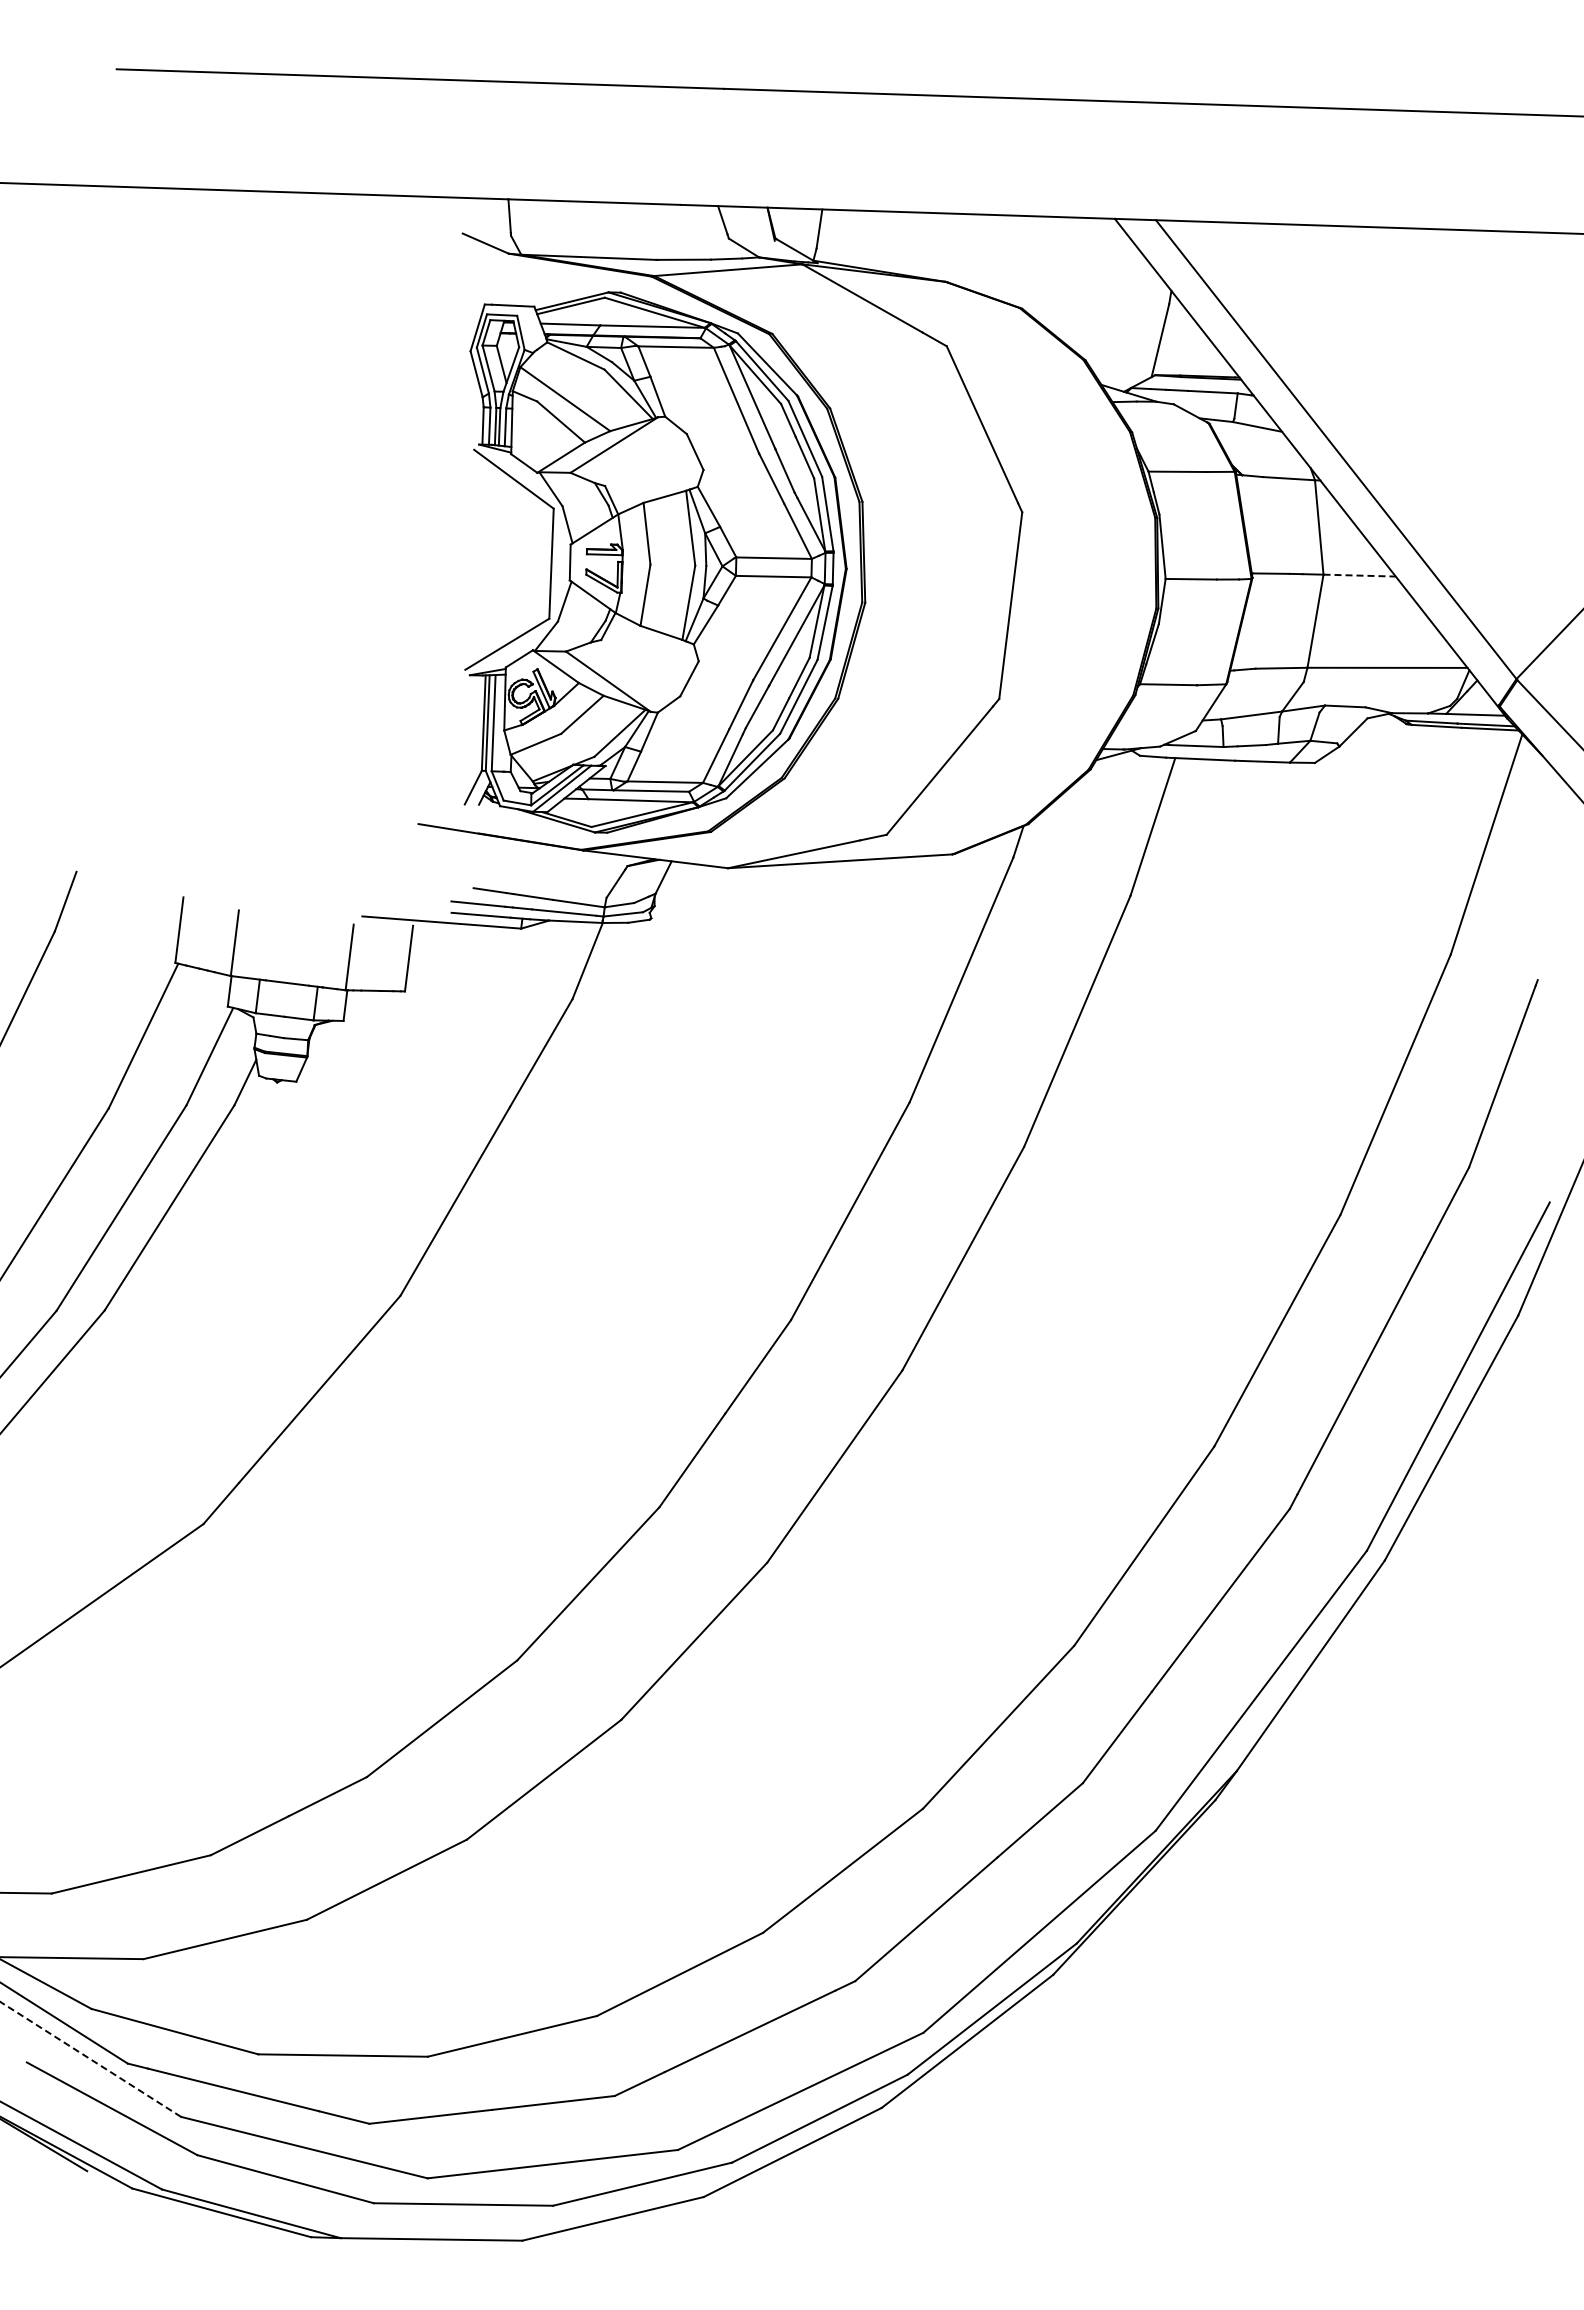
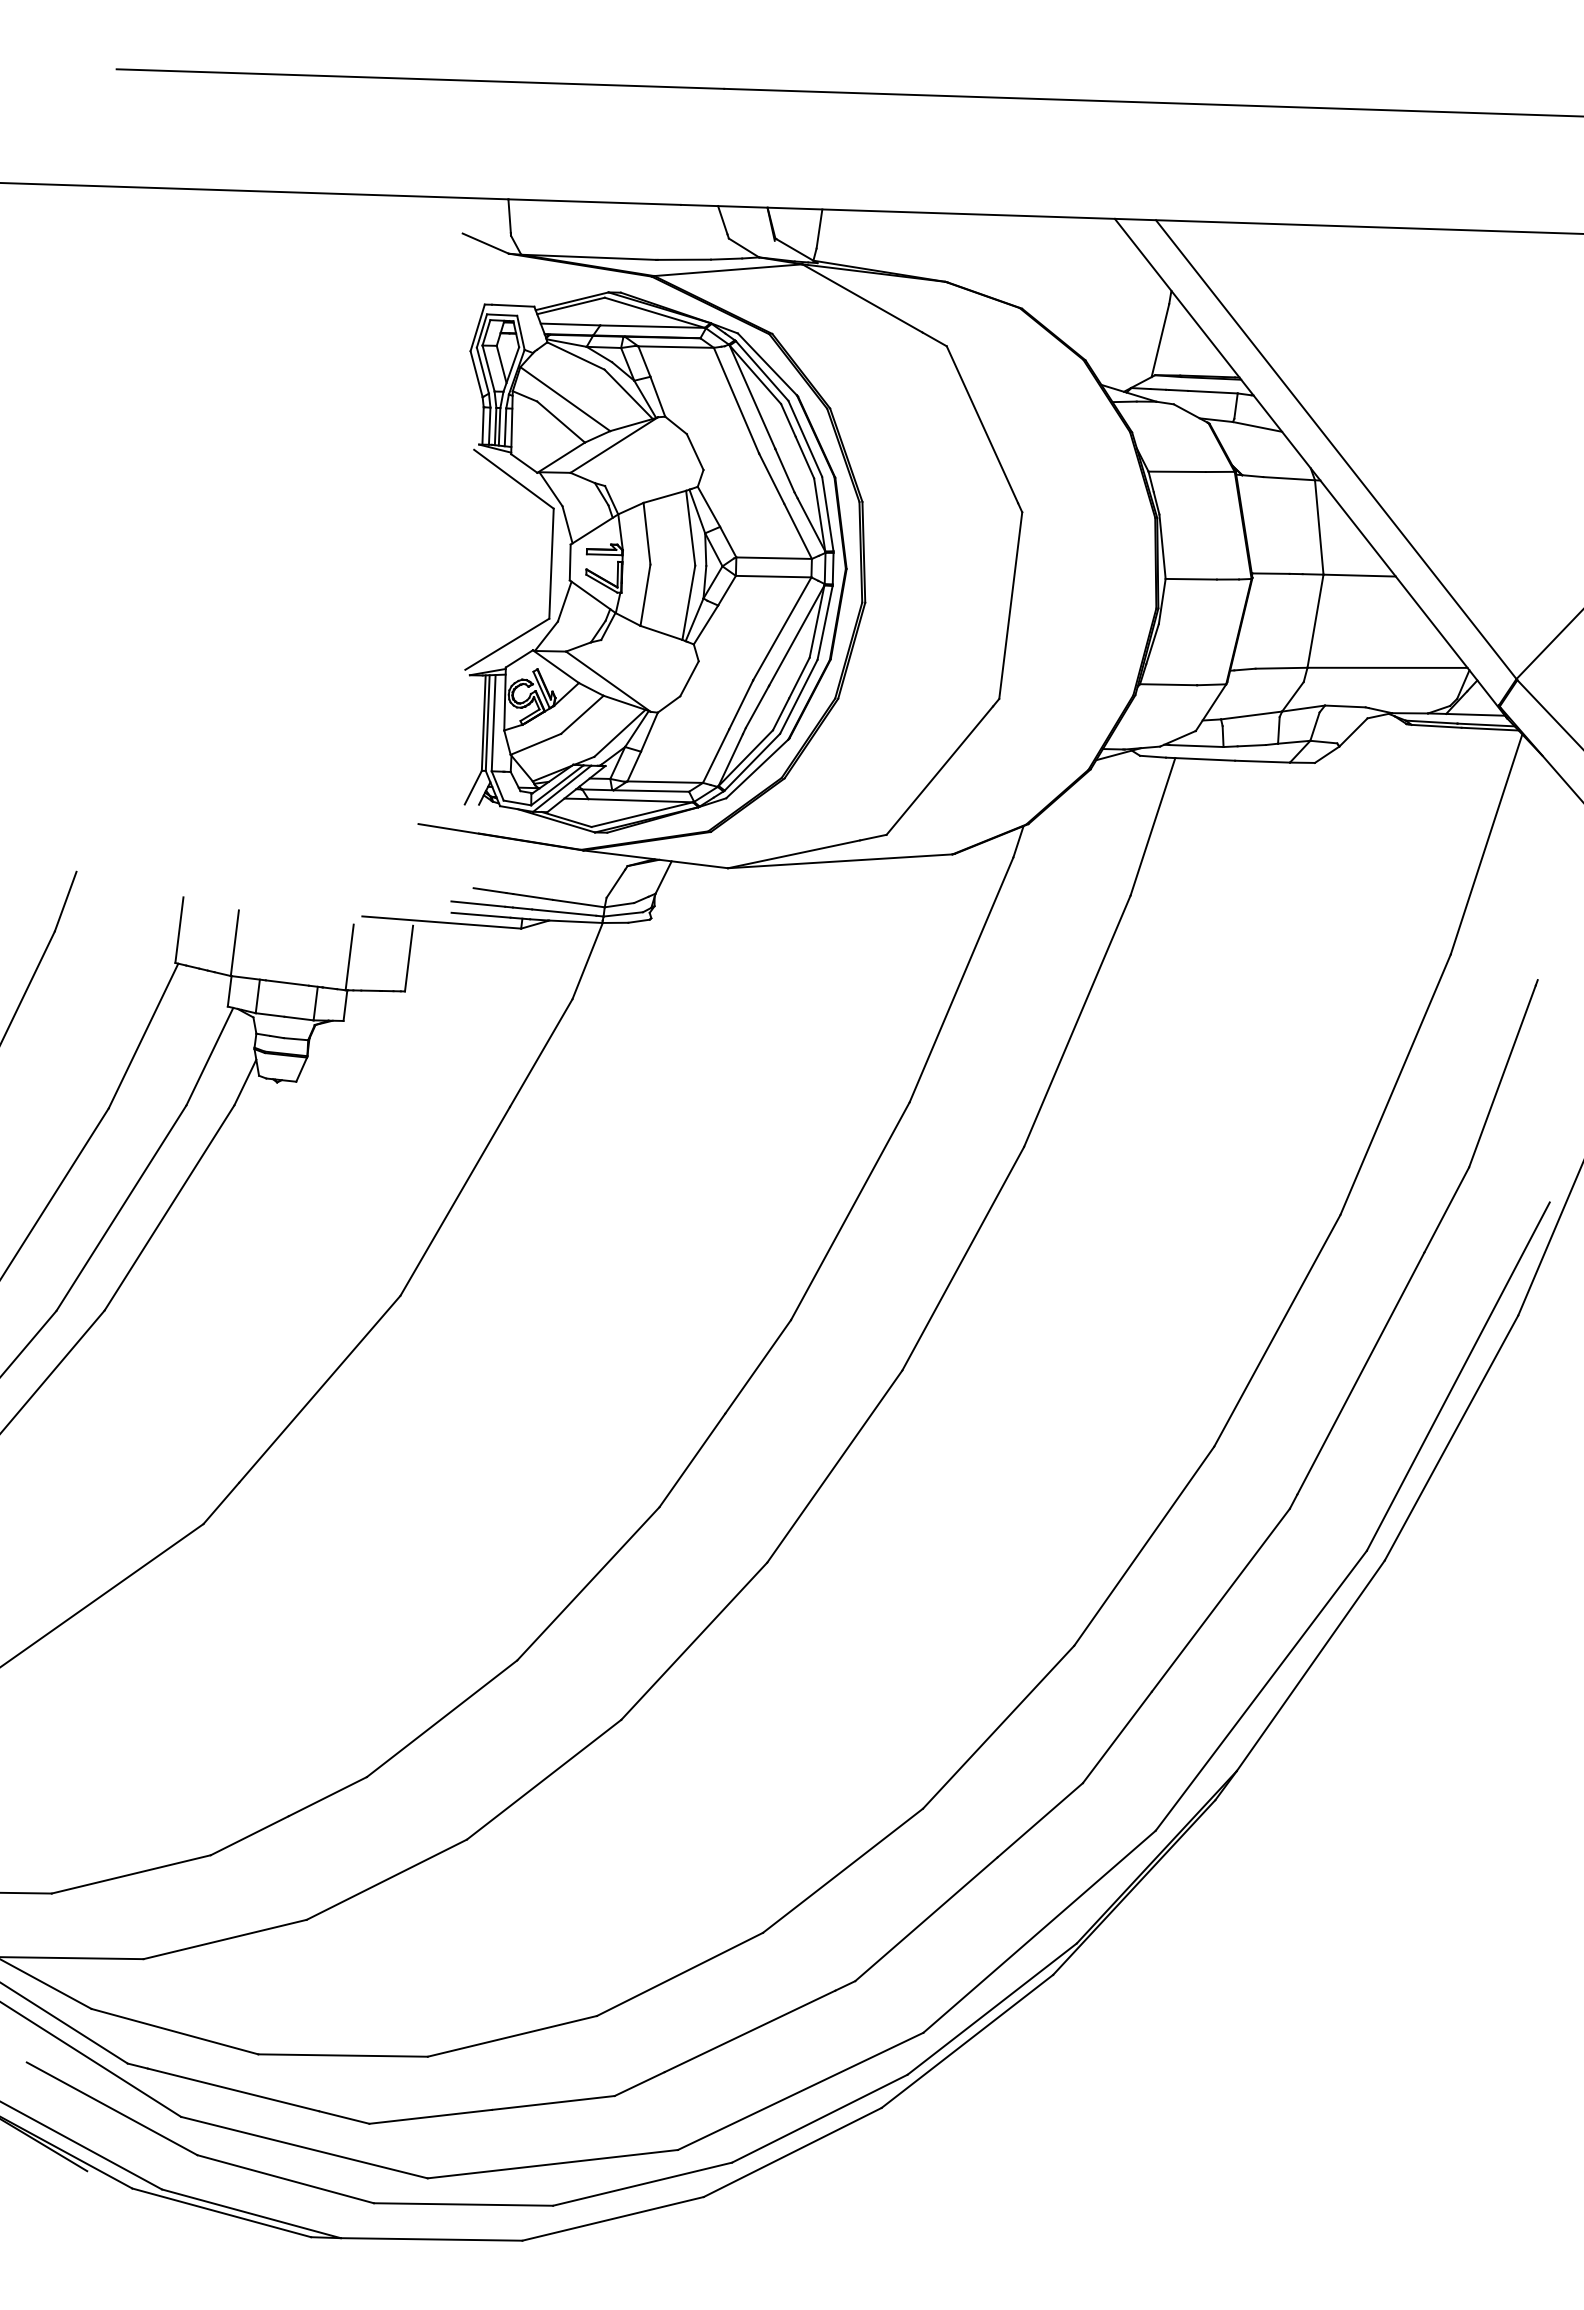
line: dashed -> solid (1360, 575)
line: dashed -> solid (90, 2059)
